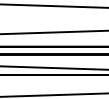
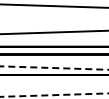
line: solid -> dashed (53, 68)
line: solid -> dashed (53, 95)
